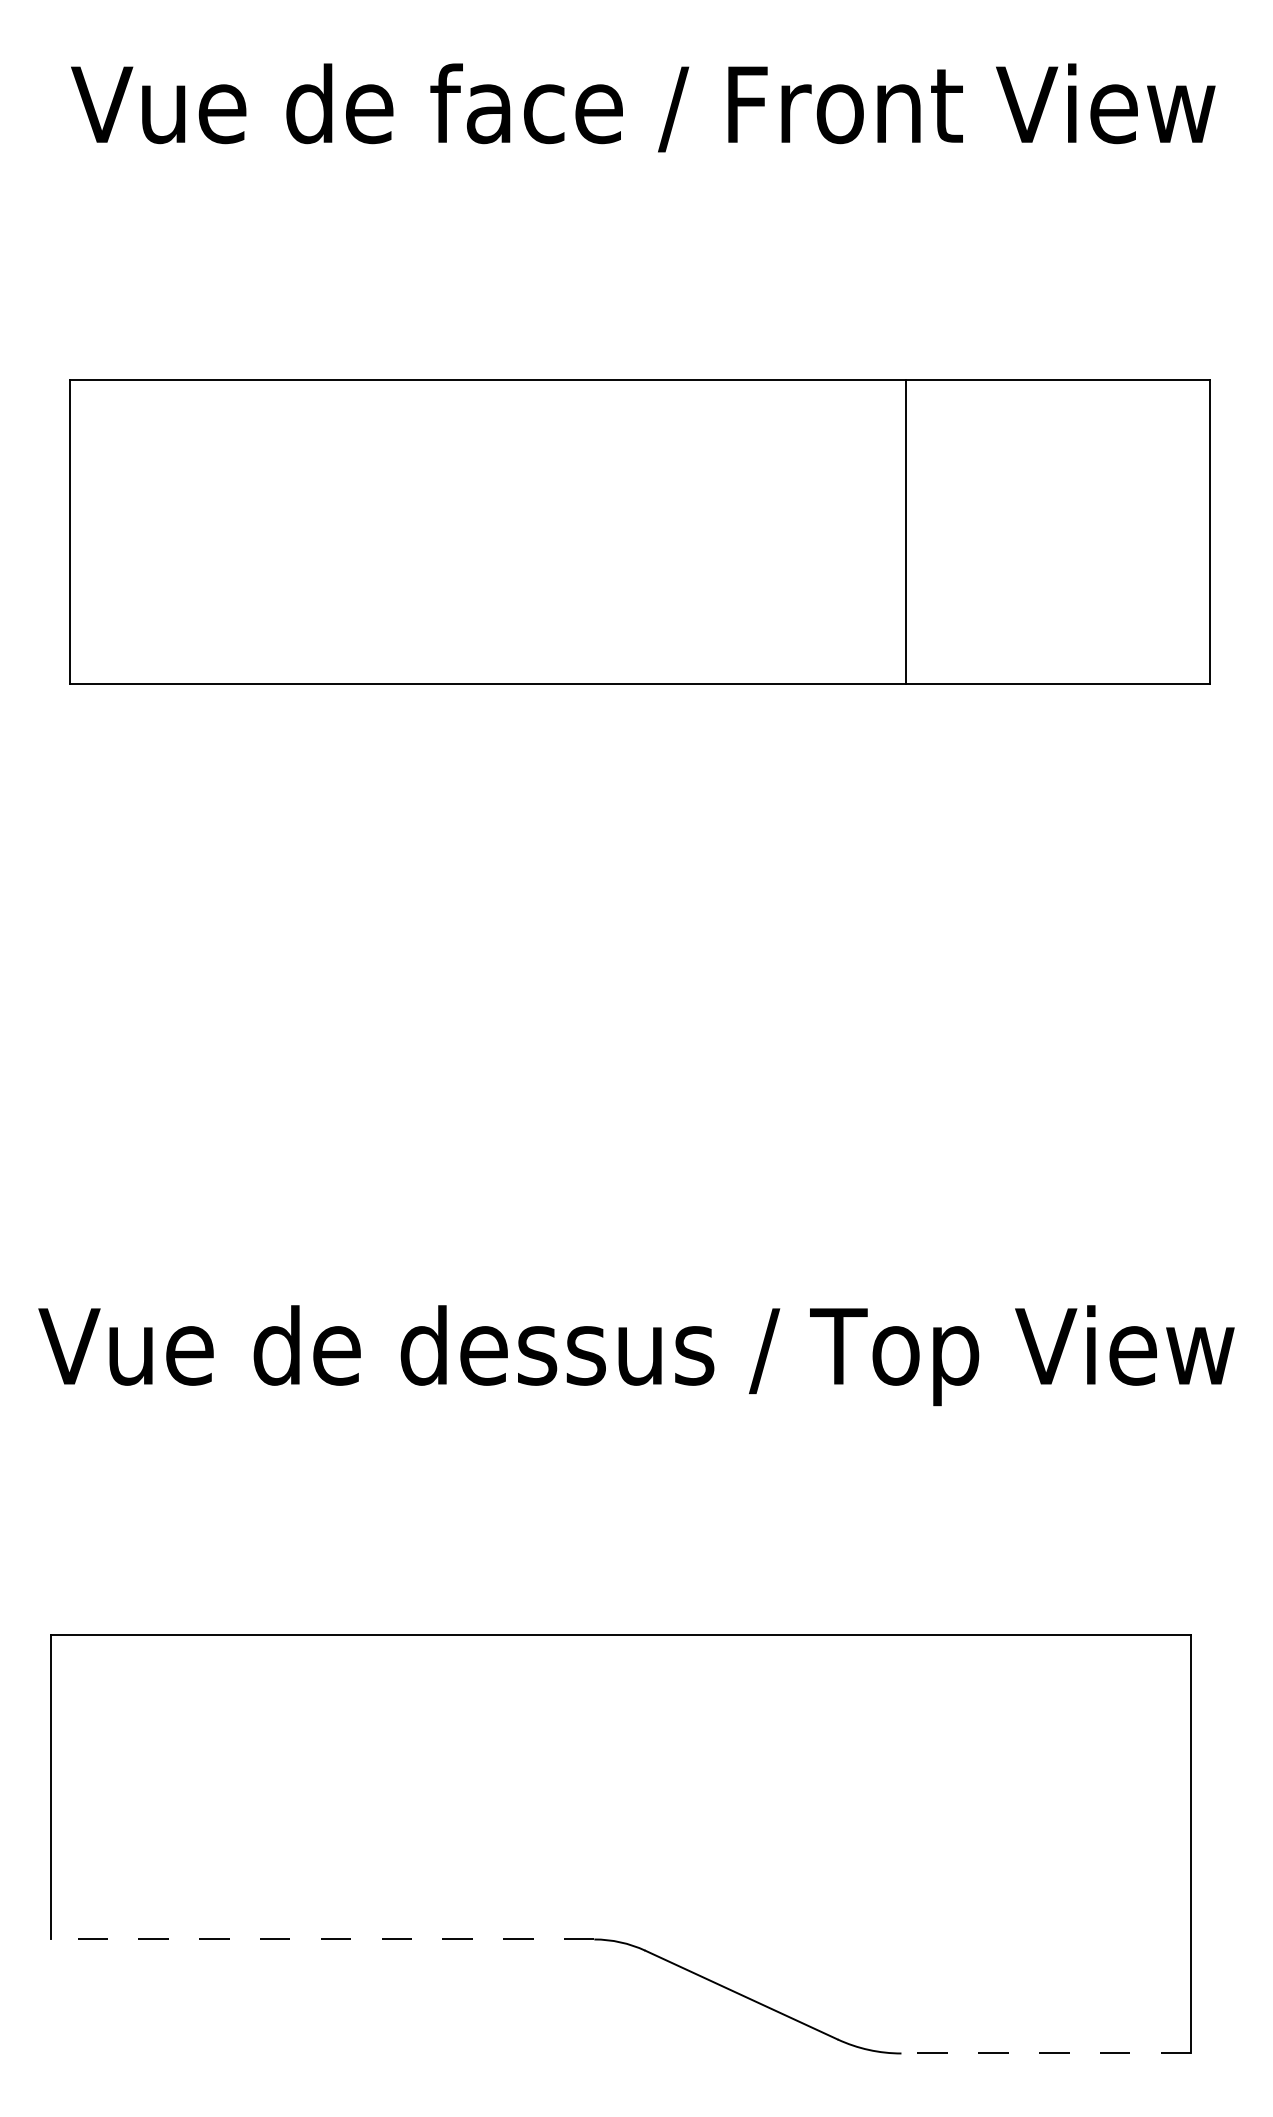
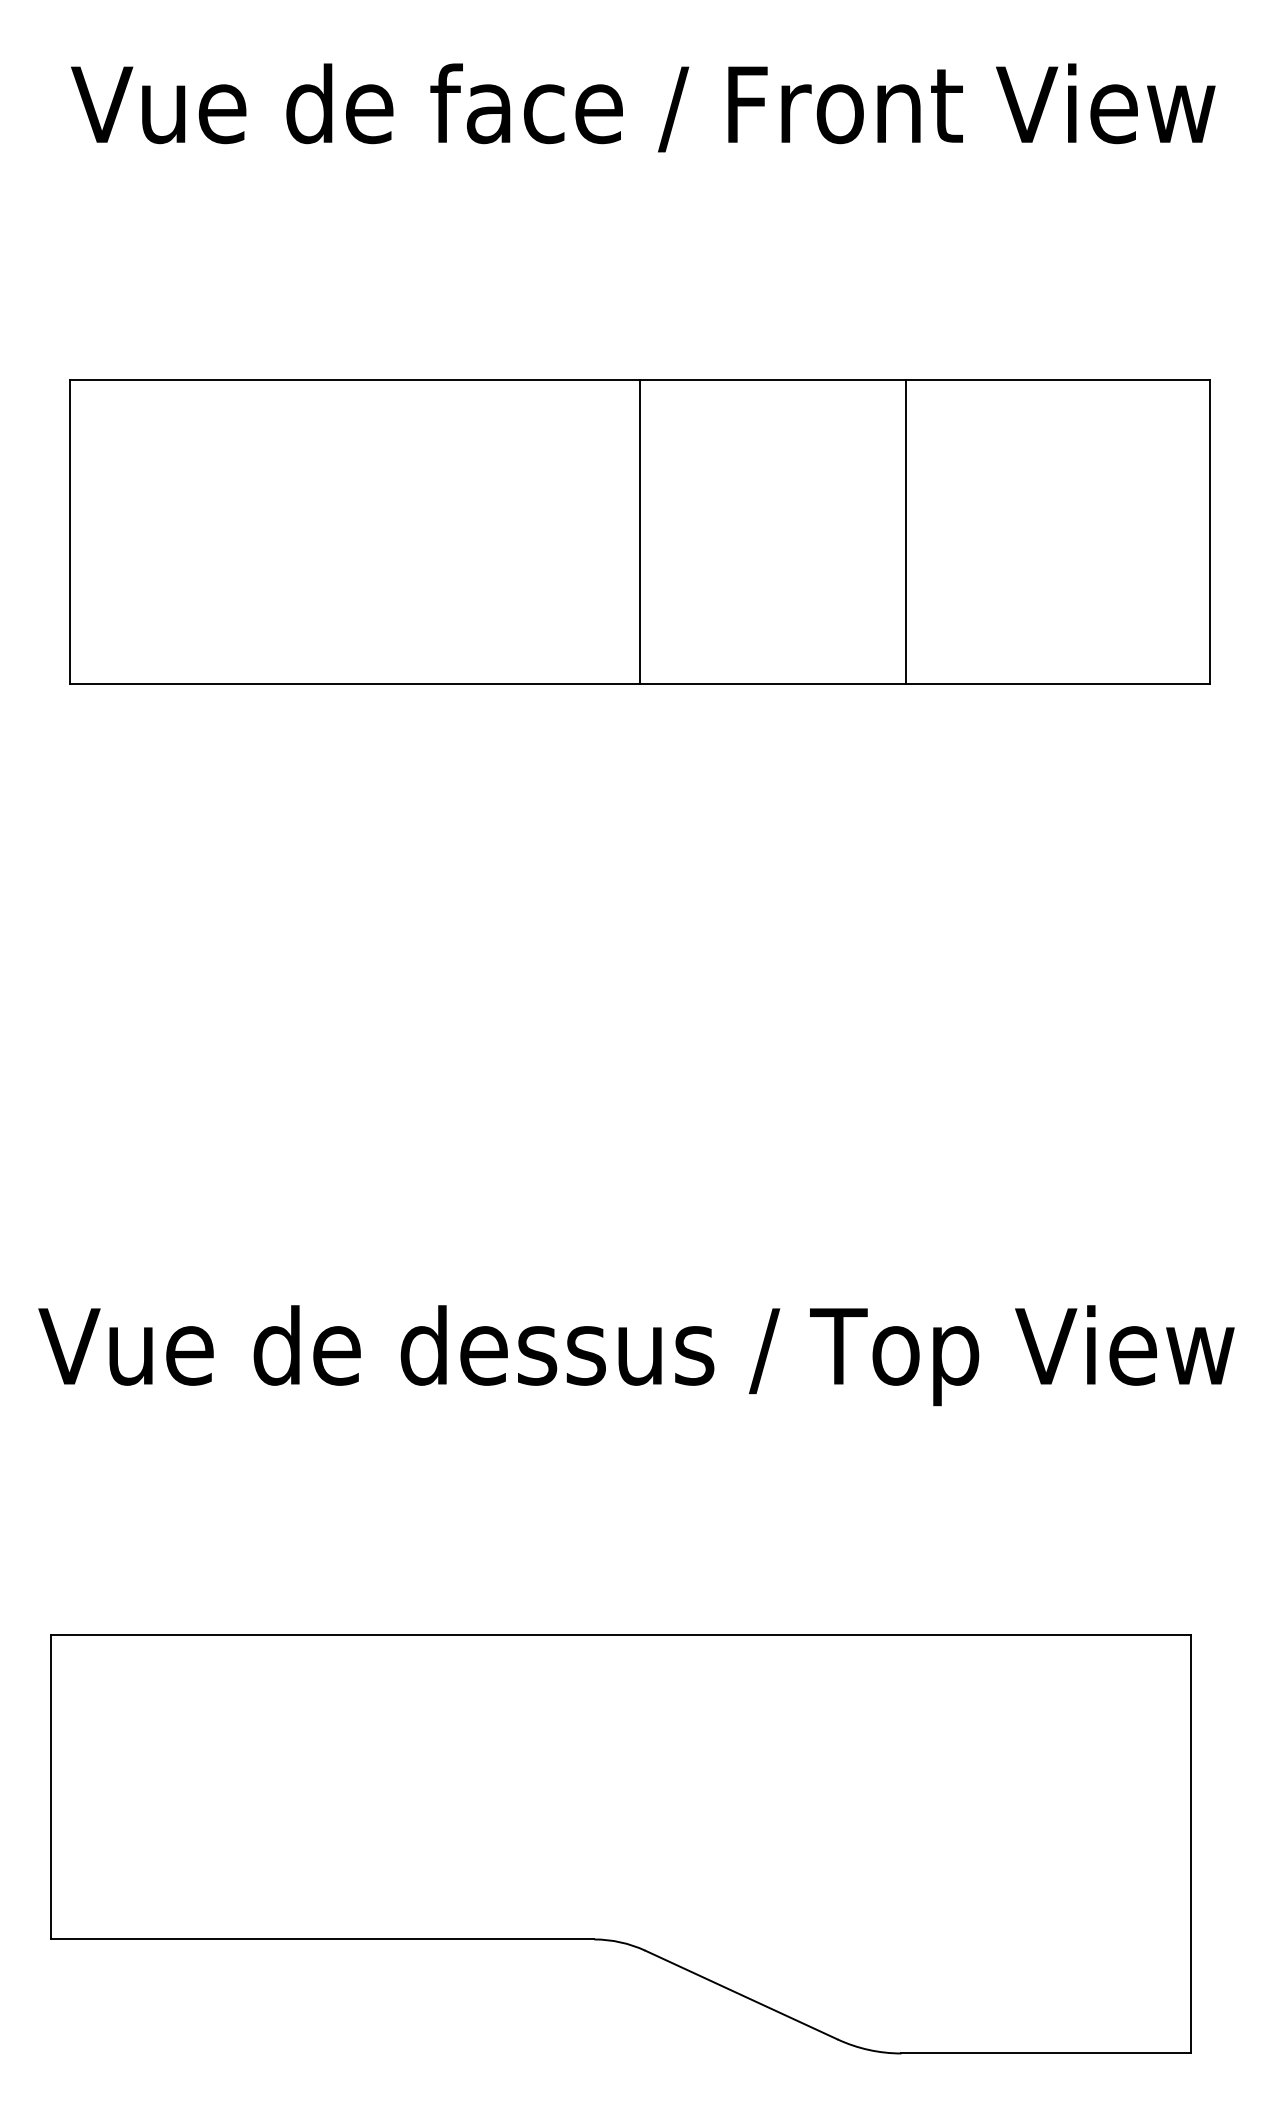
line: none -> present (640, 531)
line: dashed -> solid (322, 1939)
line: dashed -> solid (1046, 2053)
